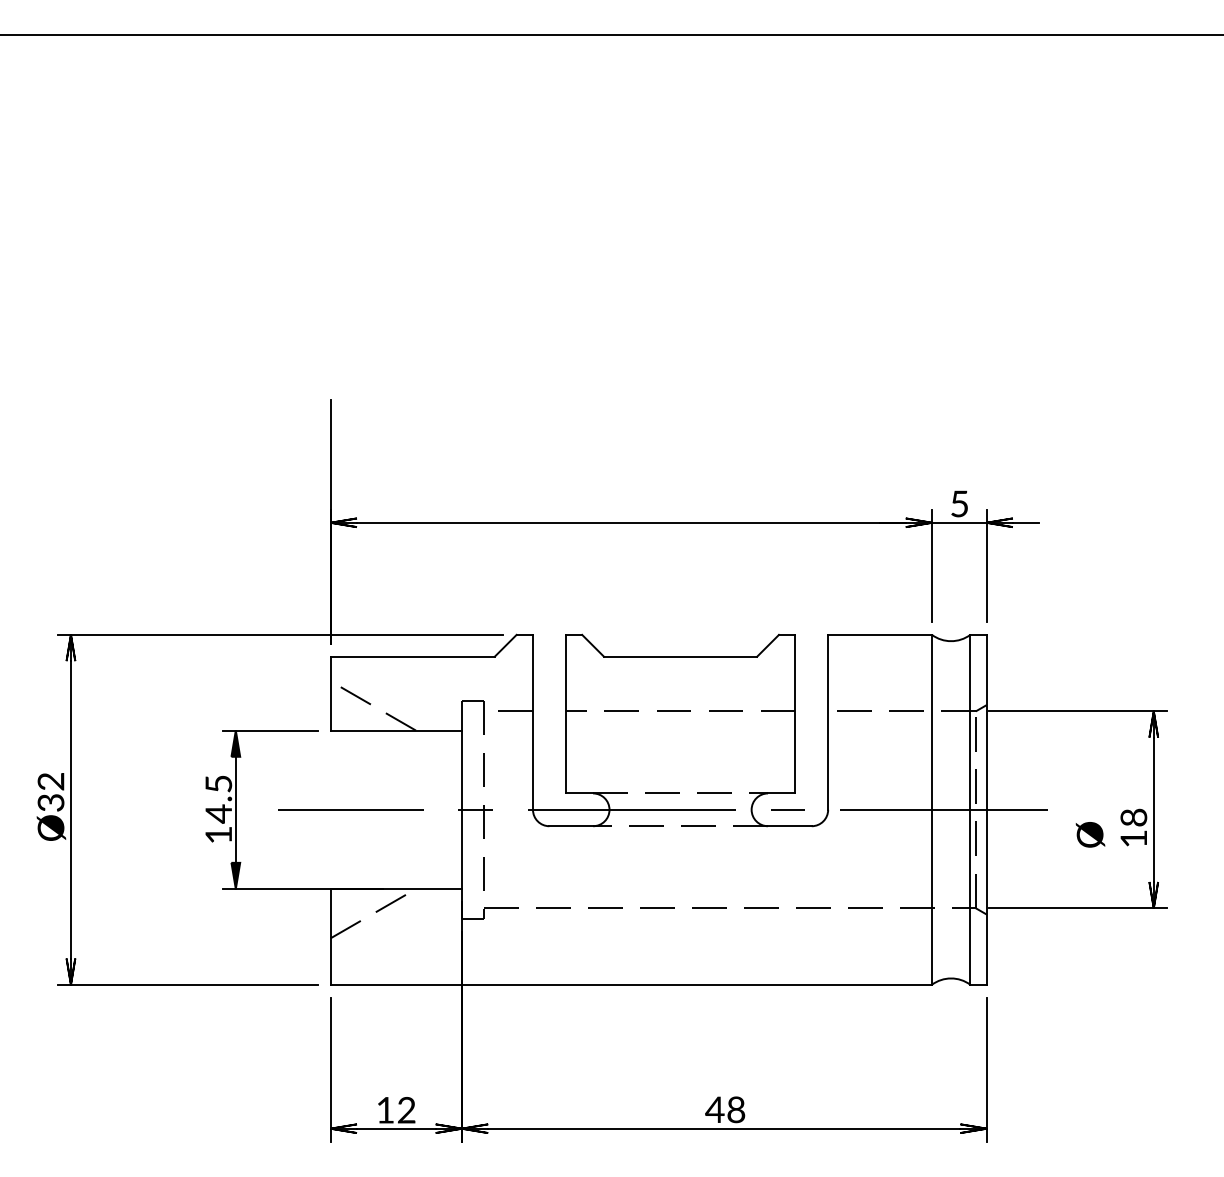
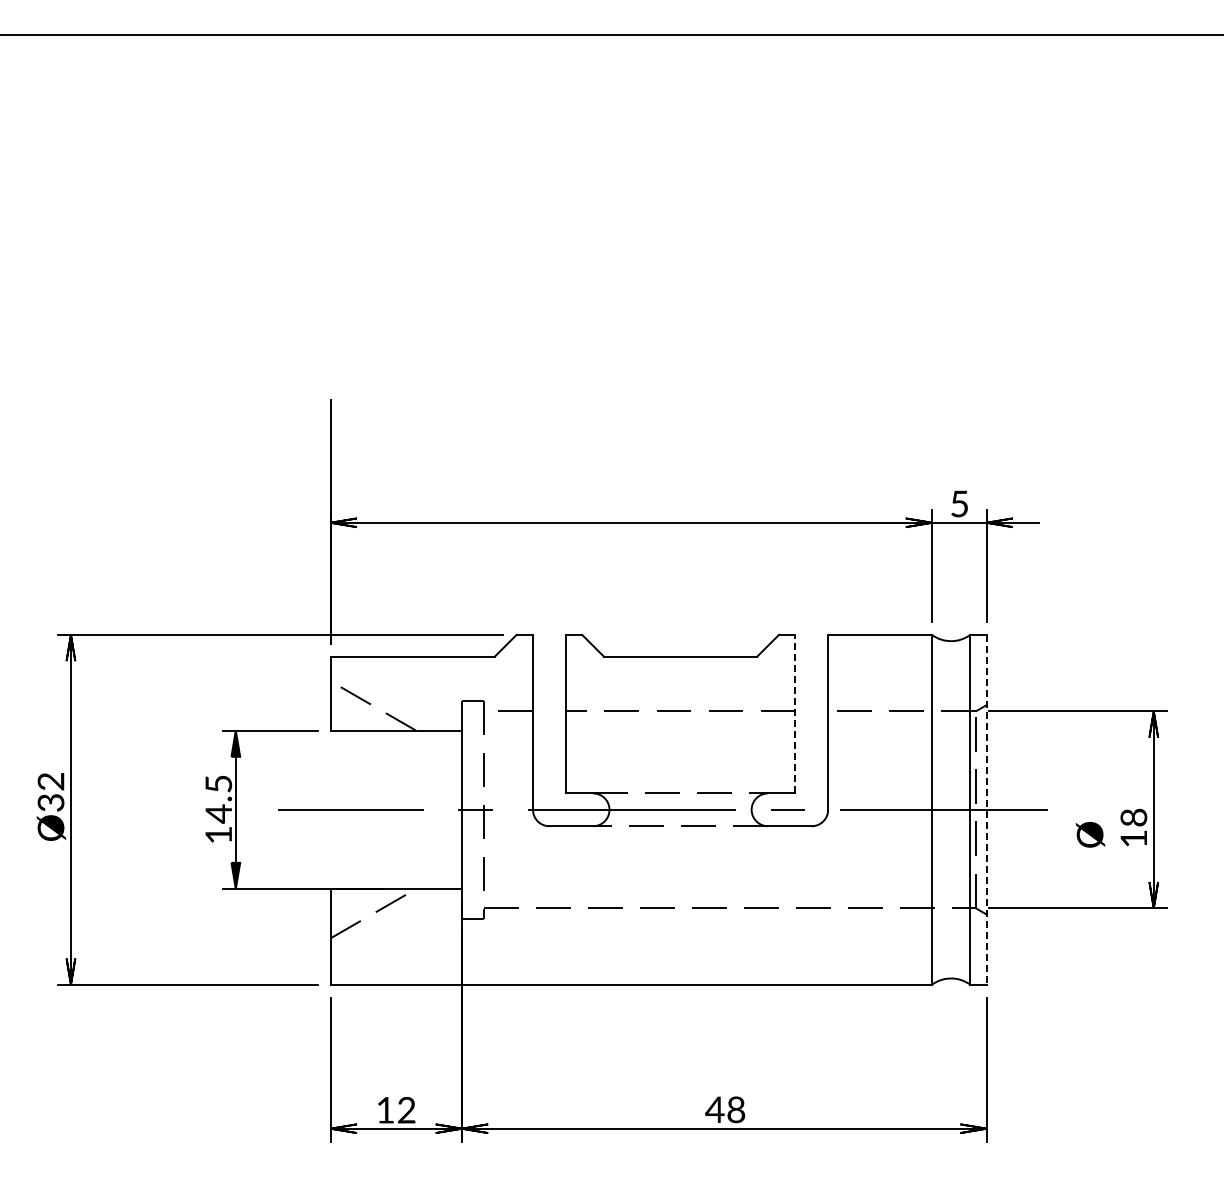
line: solid -> dashed (795, 713)
line: solid -> dashed (986, 809)
